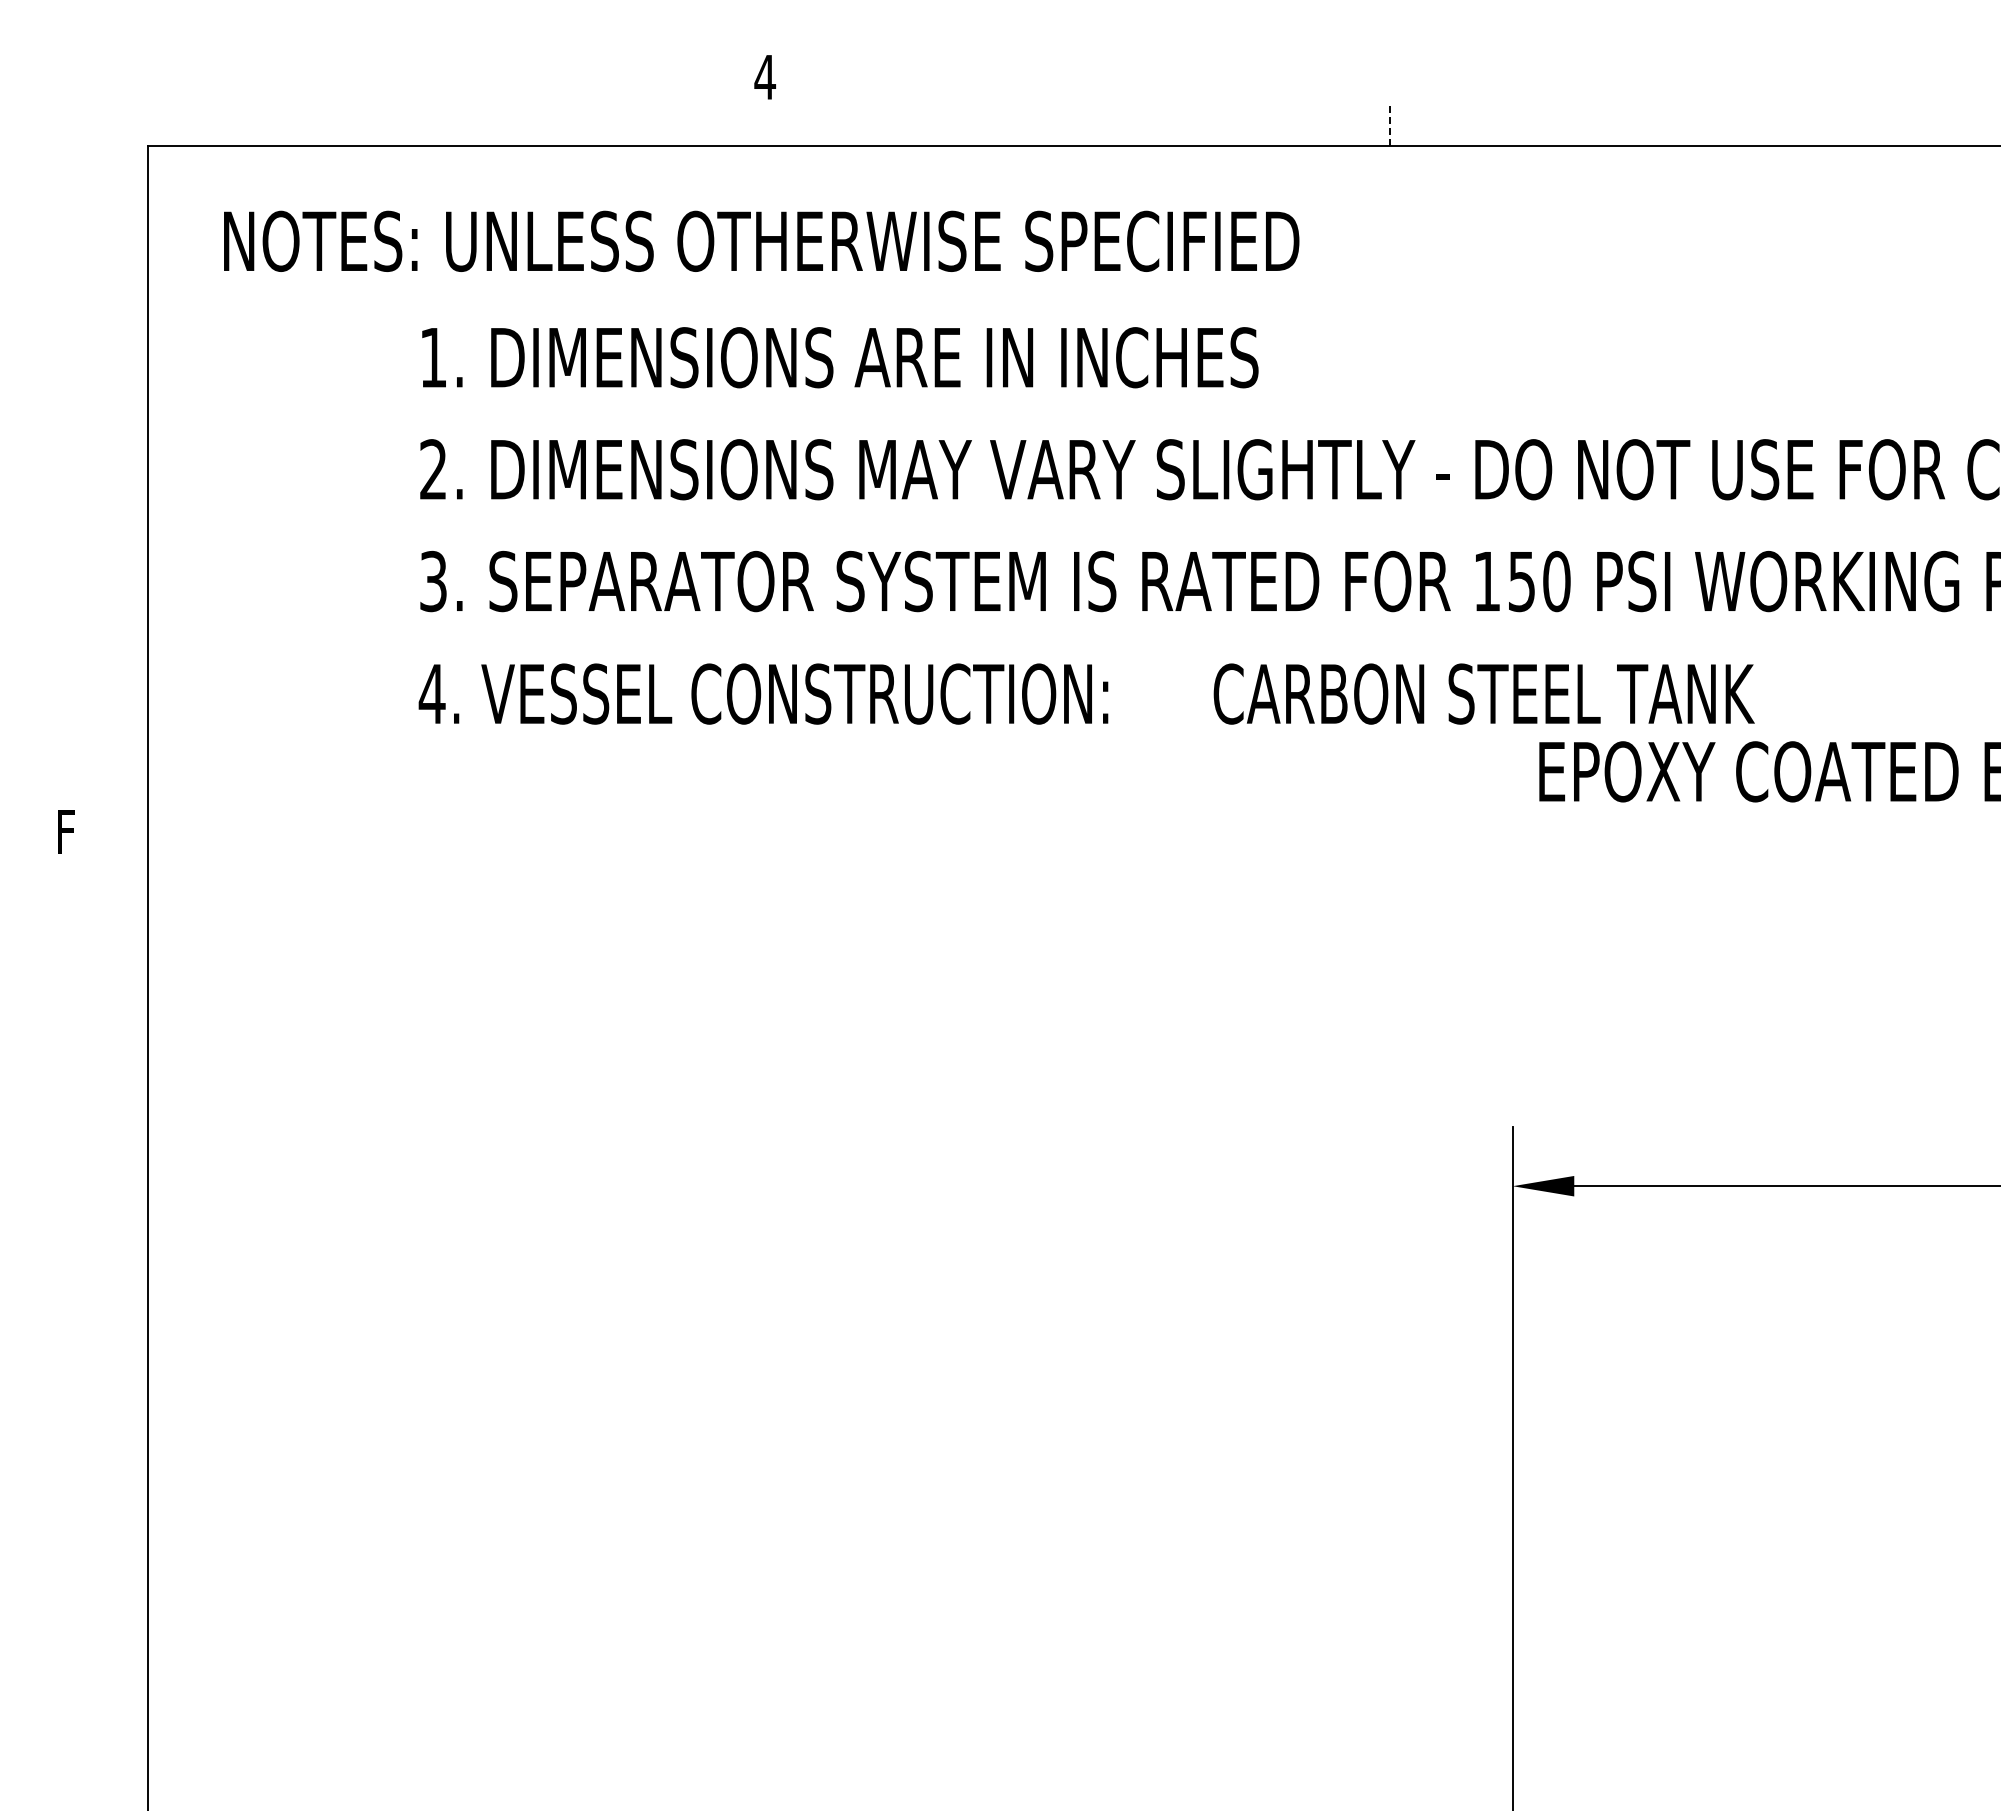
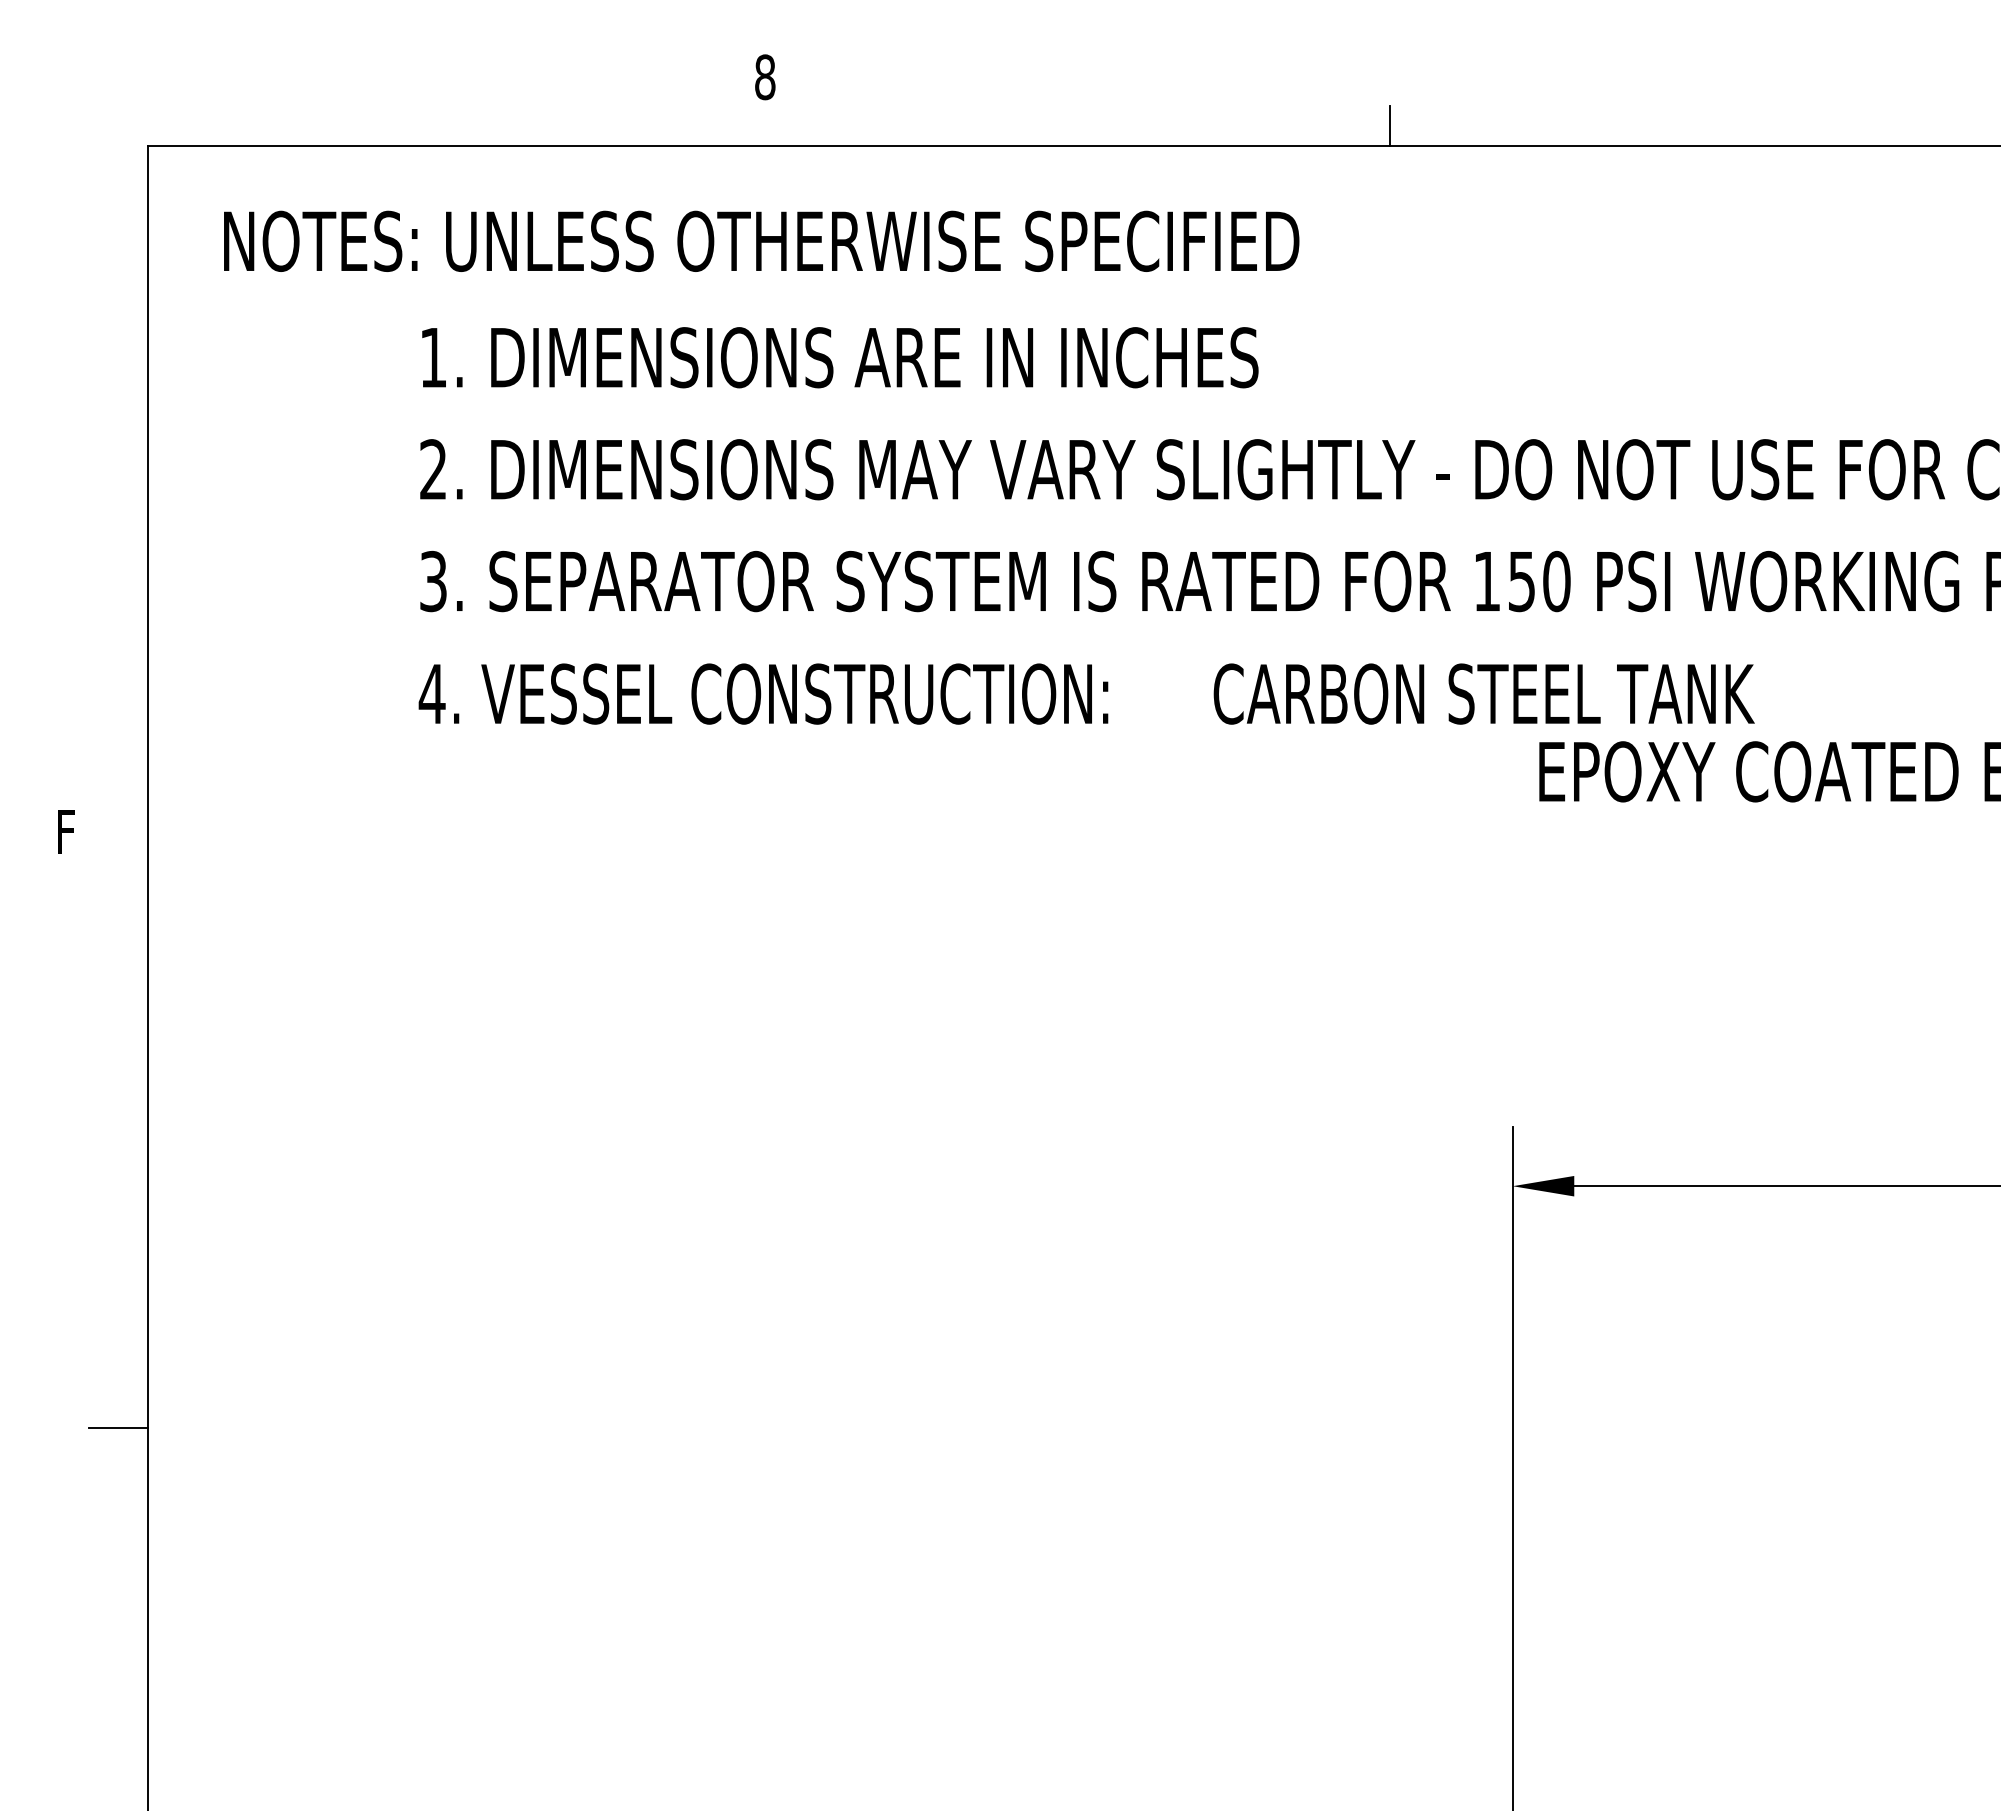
text: 4 -> 8 (765, 77)
line: dashed -> solid (1390, 125)
line: none -> present (117, 1427)
